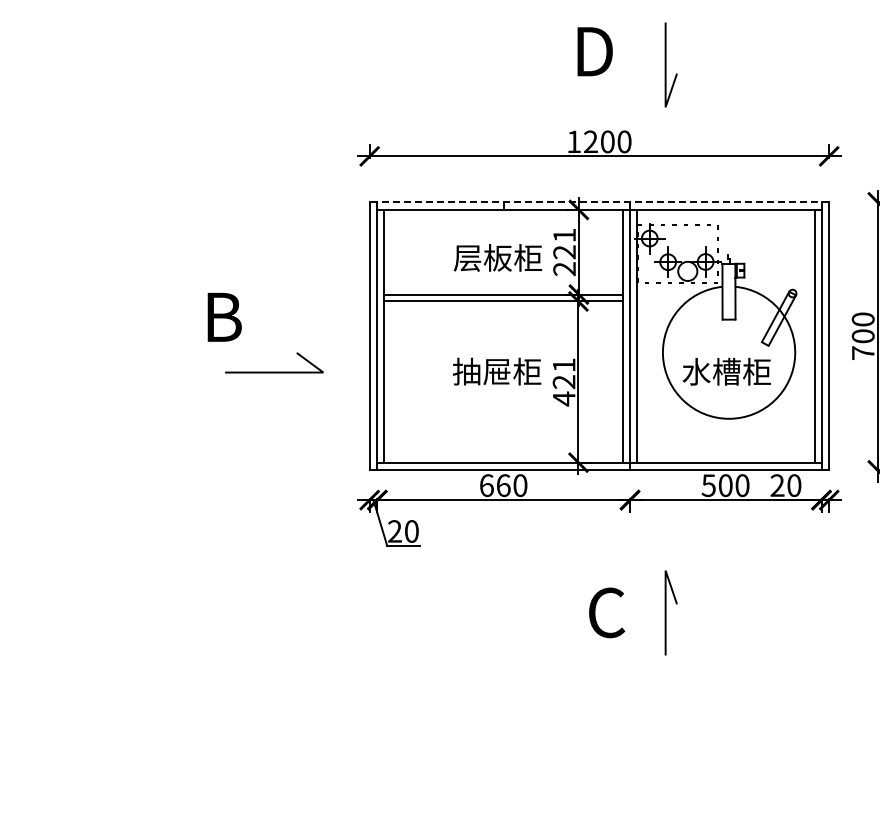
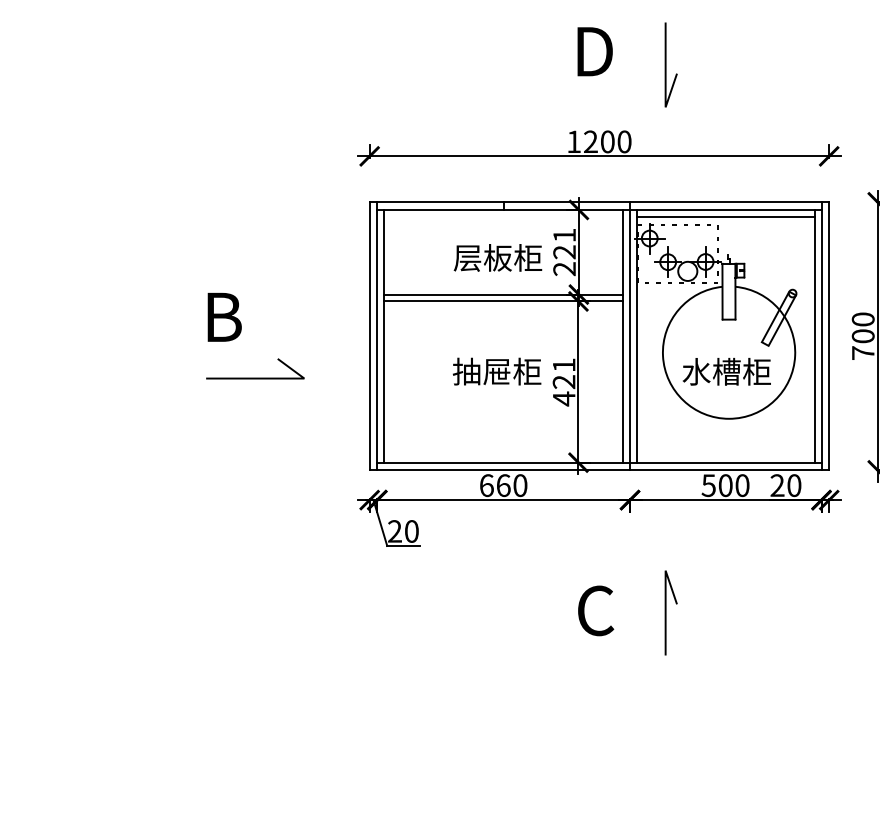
line: dashed -> solid (599, 202)
line: none -> present (725, 216)
line position: (274, 371) -> (255, 377) (255, 377)
text position: (607, 612) -> (596, 610) (596, 610)
